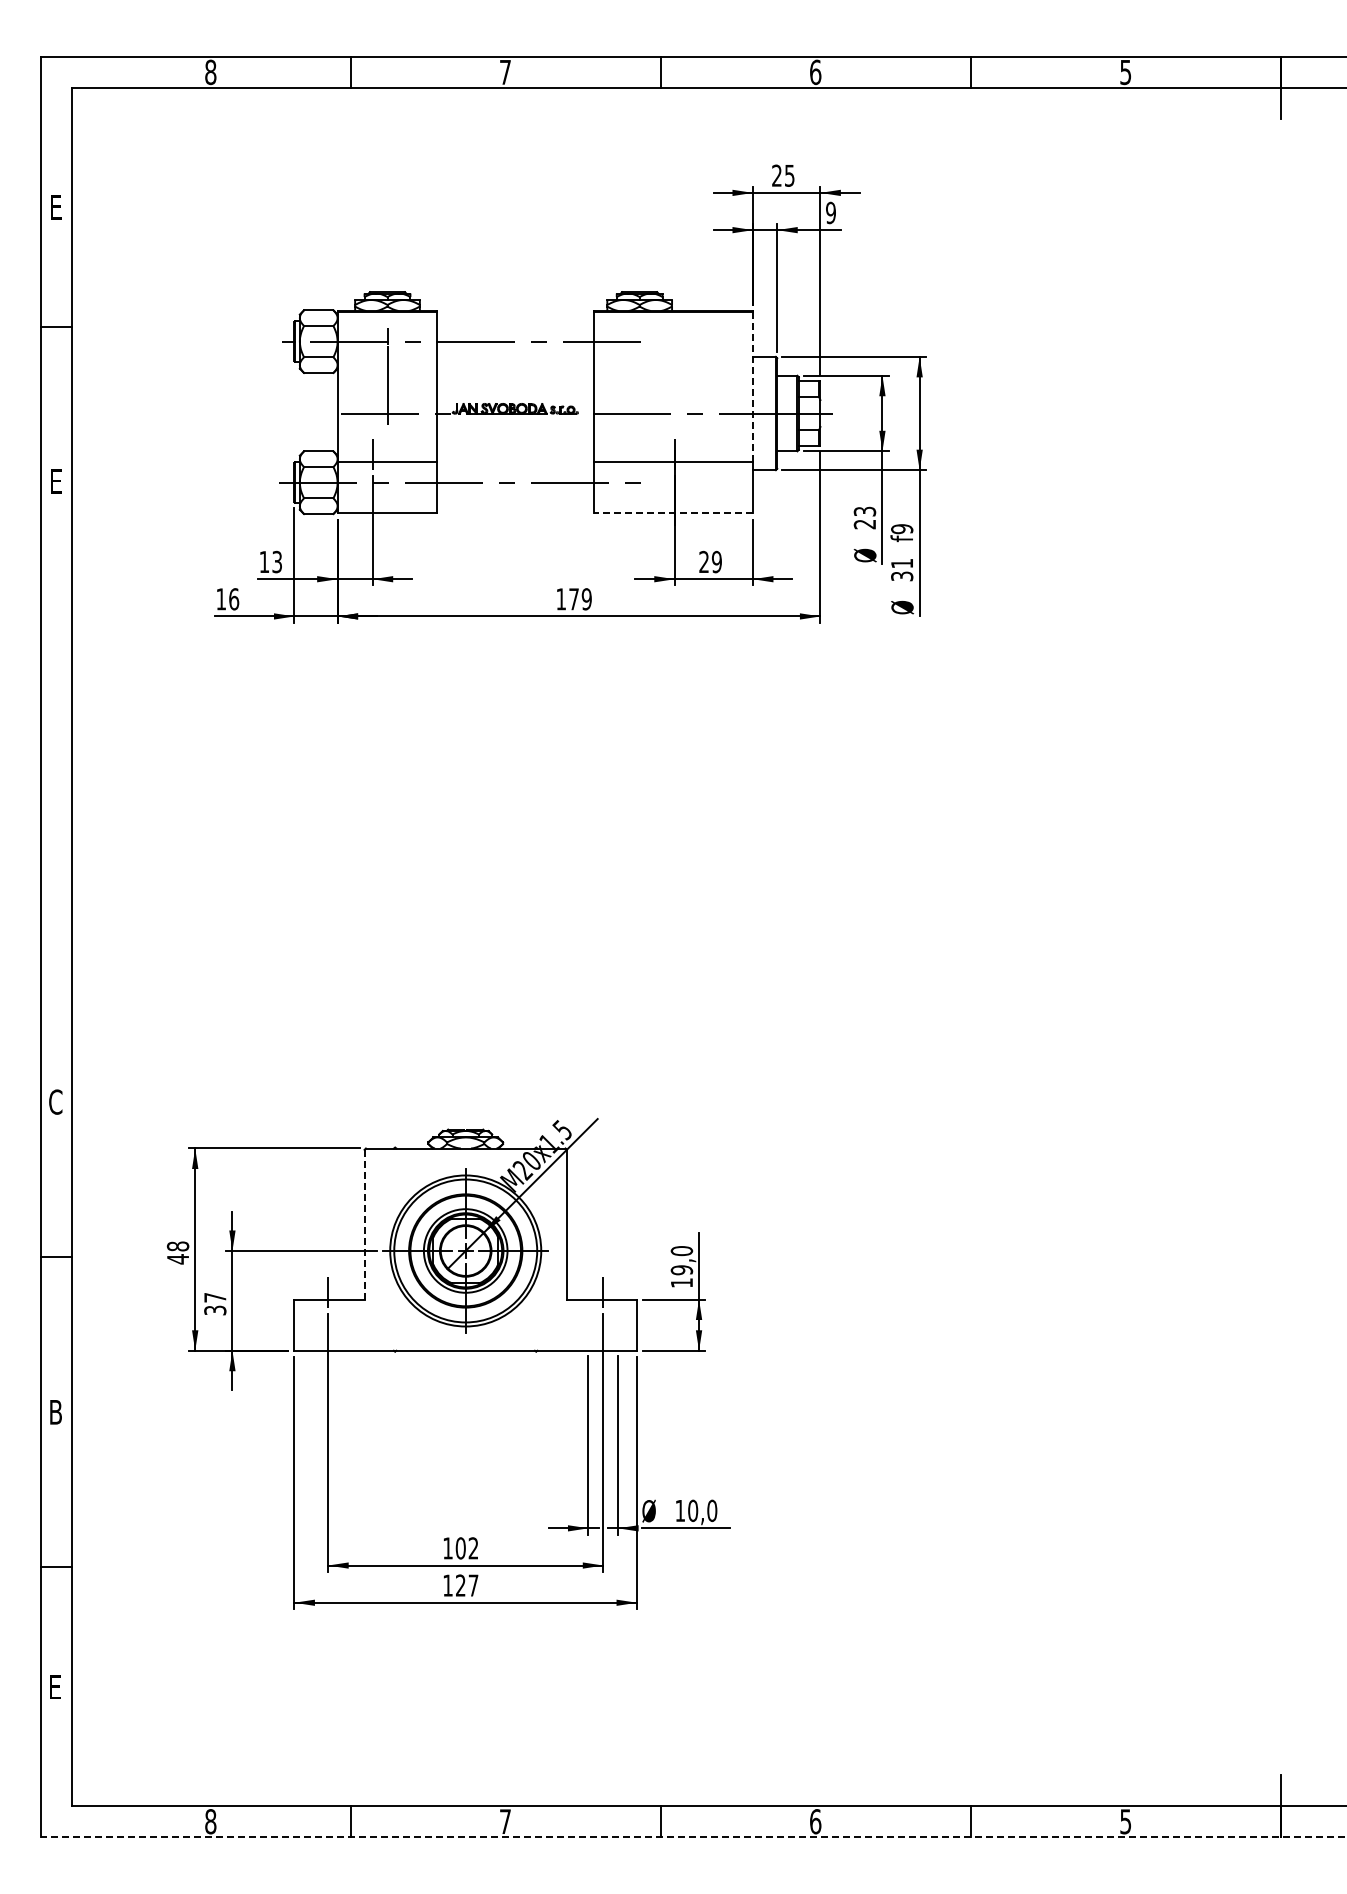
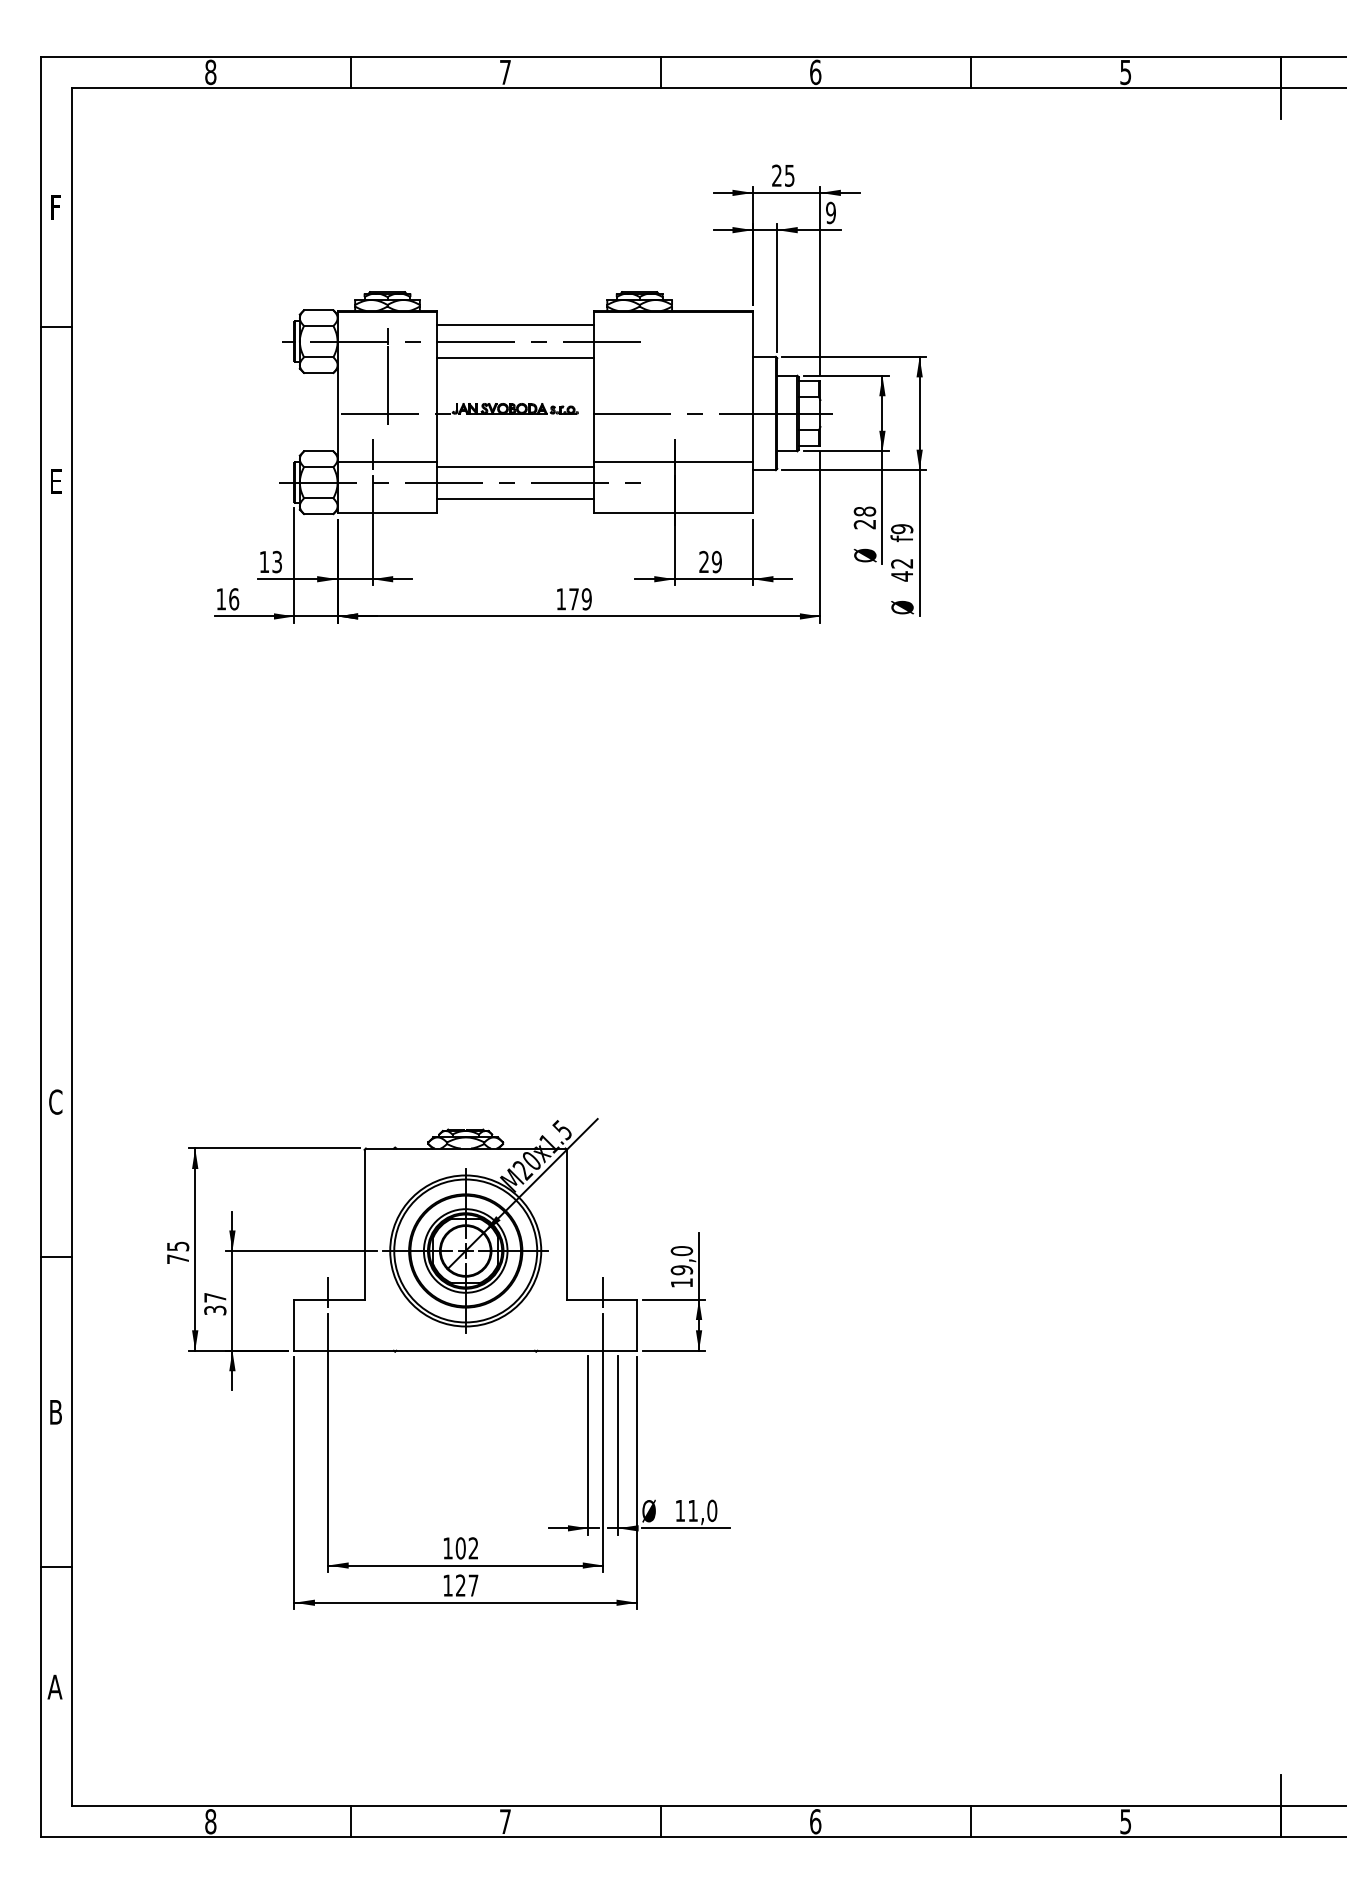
text: E -> F (57, 208)
line: none -> present (515, 325)
line: none -> present (515, 357)
line: dashed -> solid (752, 387)
line: none -> present (515, 466)
line: none -> present (515, 498)
text: 23 -> 28 (864, 511)
line: dashed -> solid (673, 513)
text: 31 -> 42 (902, 570)
line: dashed -> solid (364, 1224)
text: 48 -> 75 (177, 1252)
text: 10,0 -> 11,0 (693, 1510)
text: E -> A (54, 1686)
line: dashed -> solid (693, 1837)
